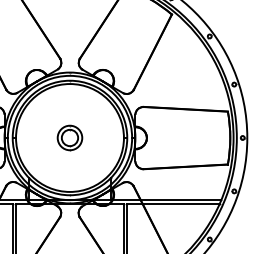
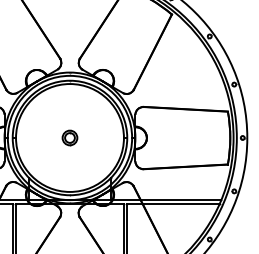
part size: 28x28 px -> 18x18 px (69, 137)
